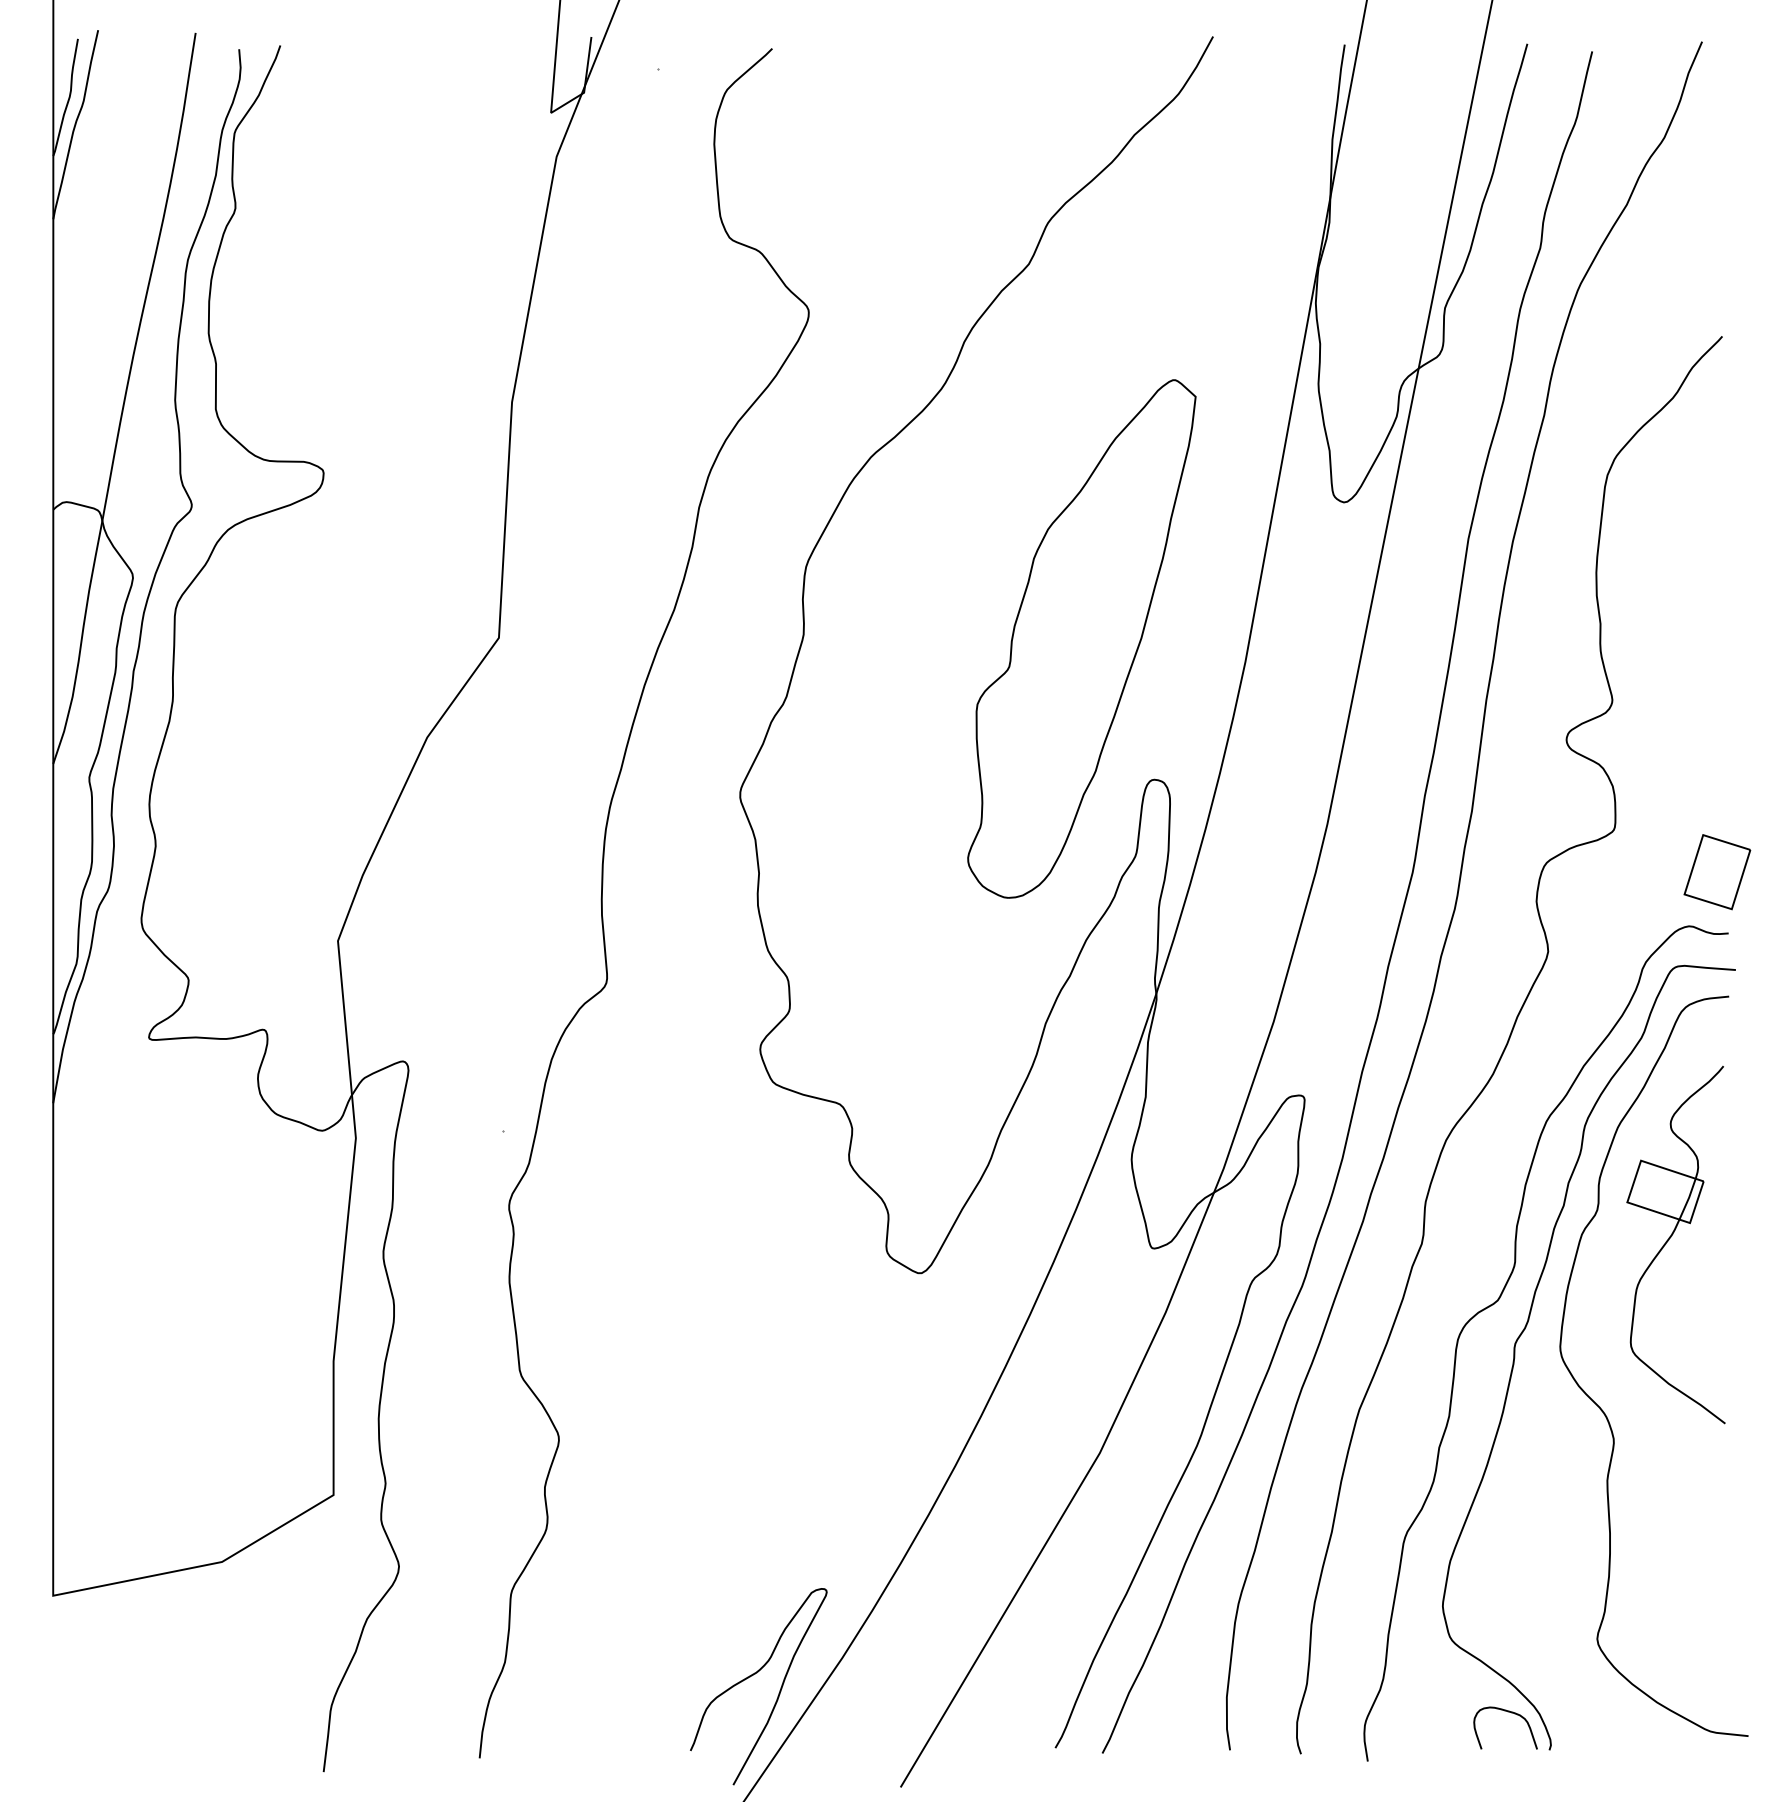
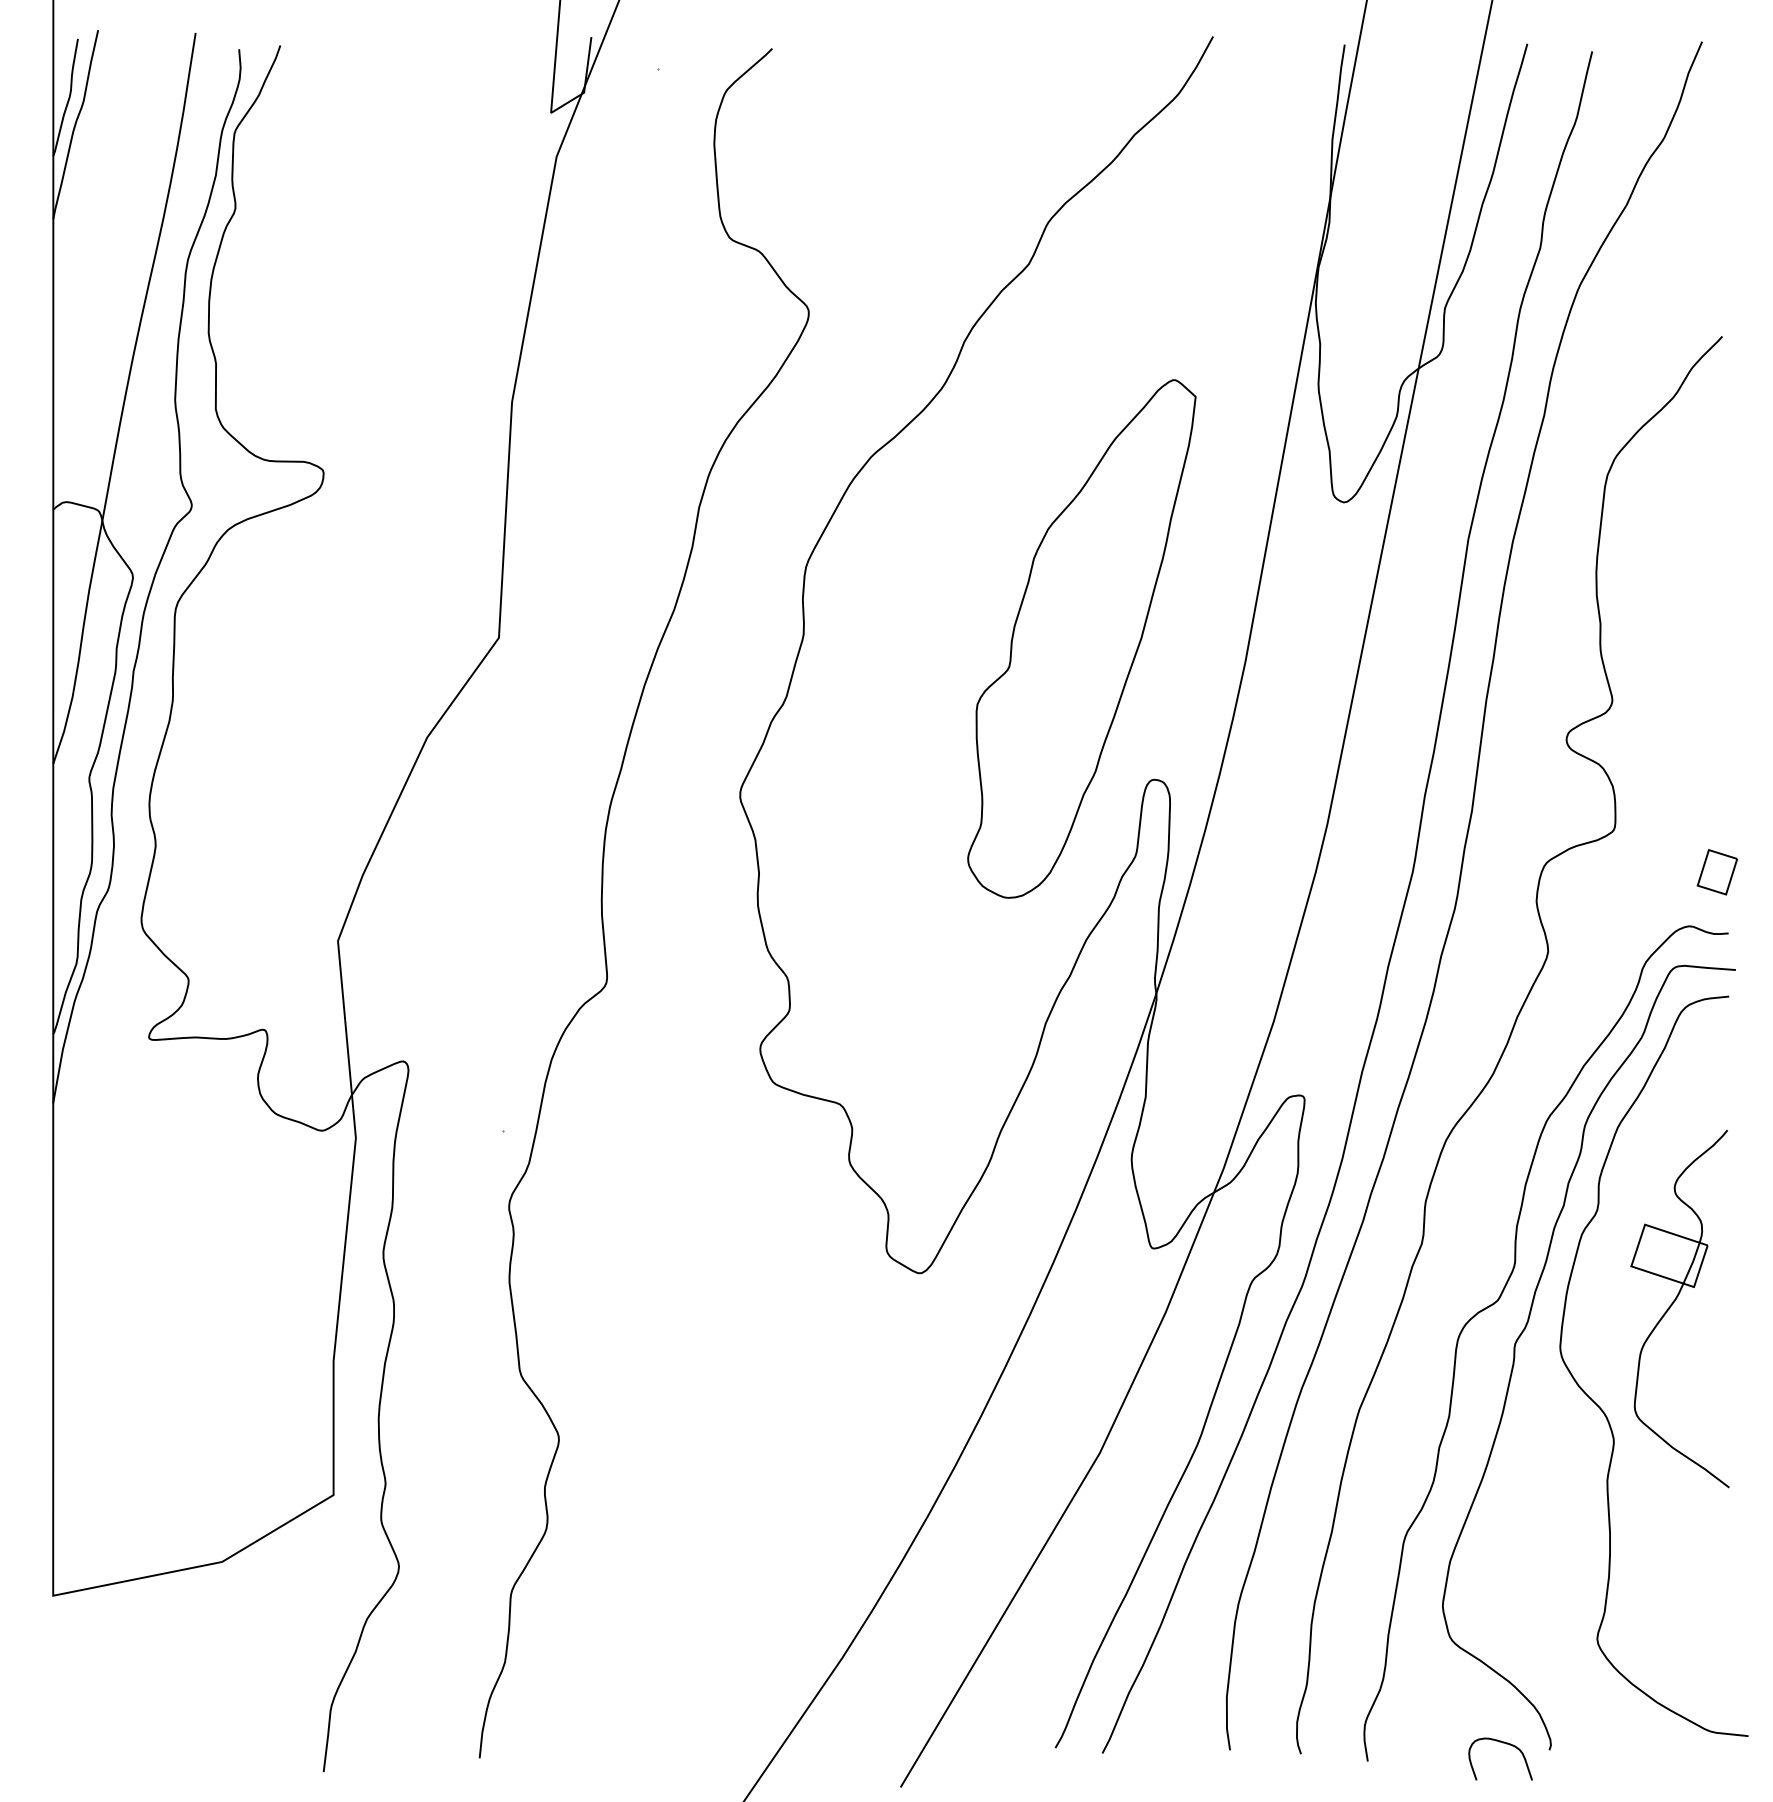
part size: 69x77 px -> 42x47 px (1716, 872)
part position: (1668, 1241) -> (1672, 1305) (1672, 1305)
curve: present -> none (752, 1676)
curve position: (1507, 1712) -> (1502, 1743) (1502, 1743)
